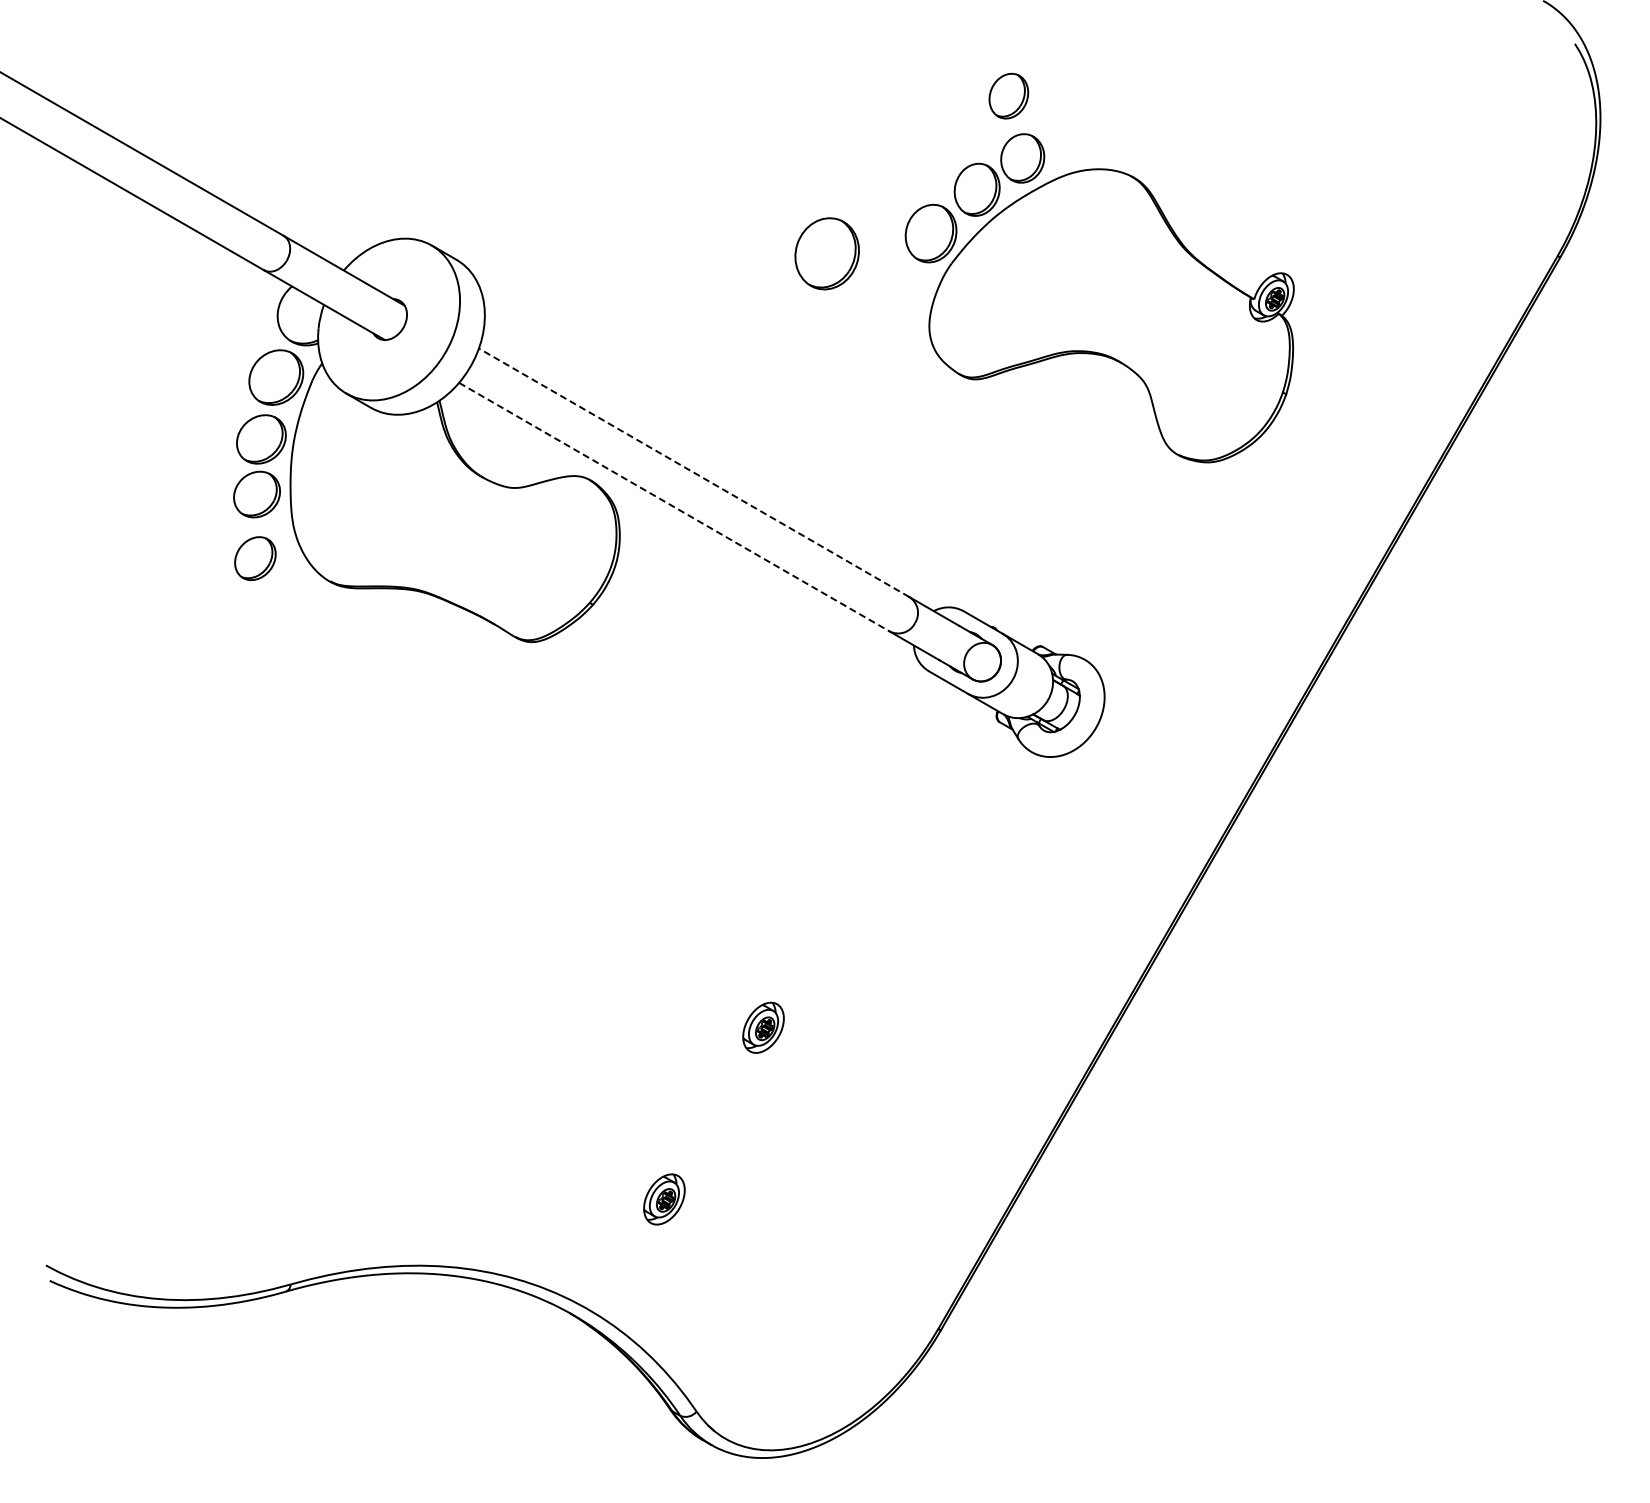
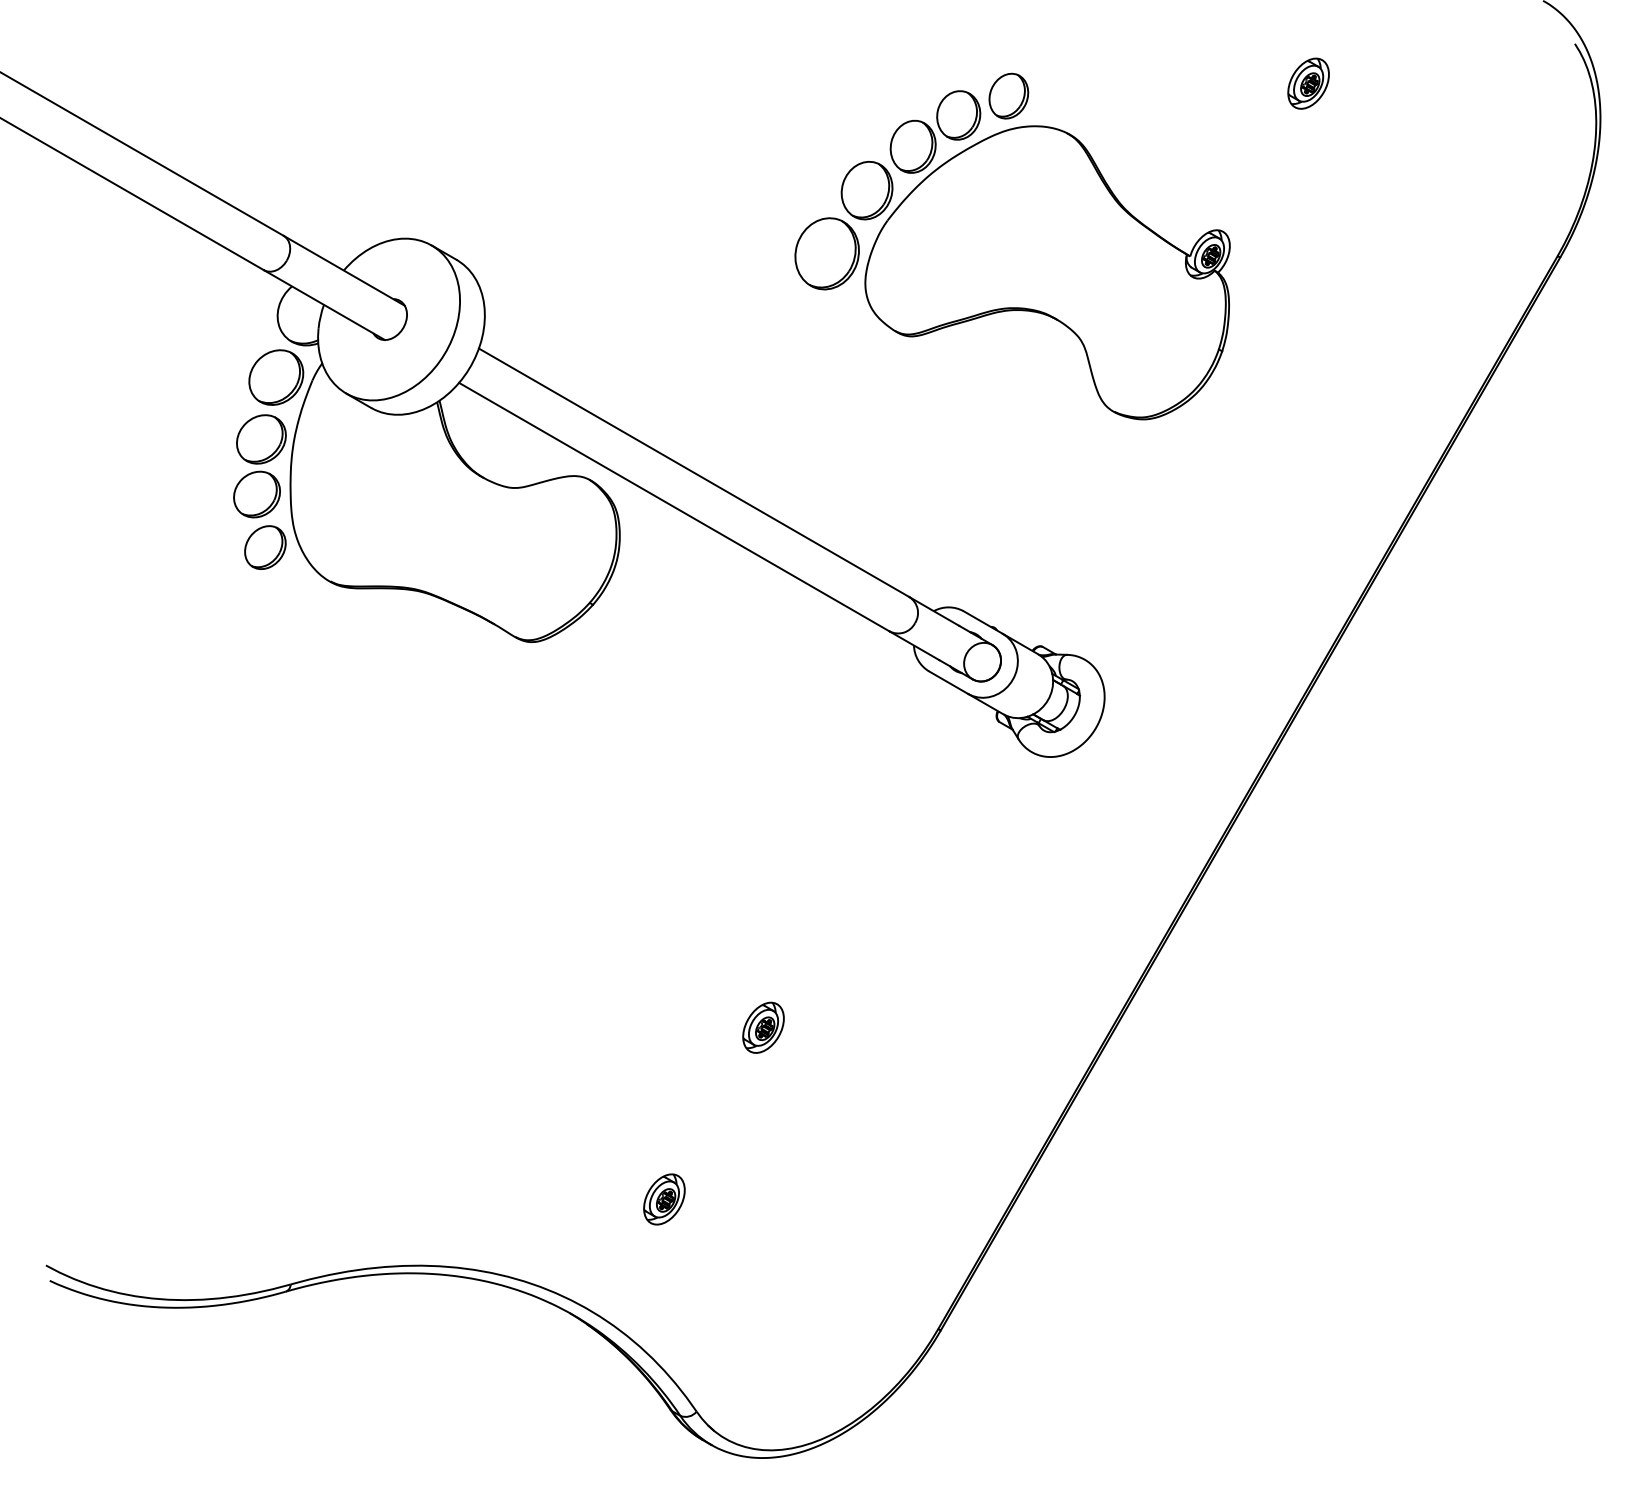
part: none -> present (1308, 83)
part position: (1099, 298) -> (1035, 255) (1035, 255)
line: dashed -> solid (693, 472)
line: dashed -> solid (674, 507)
part position: (255, 558) -> (265, 547) (265, 547)
